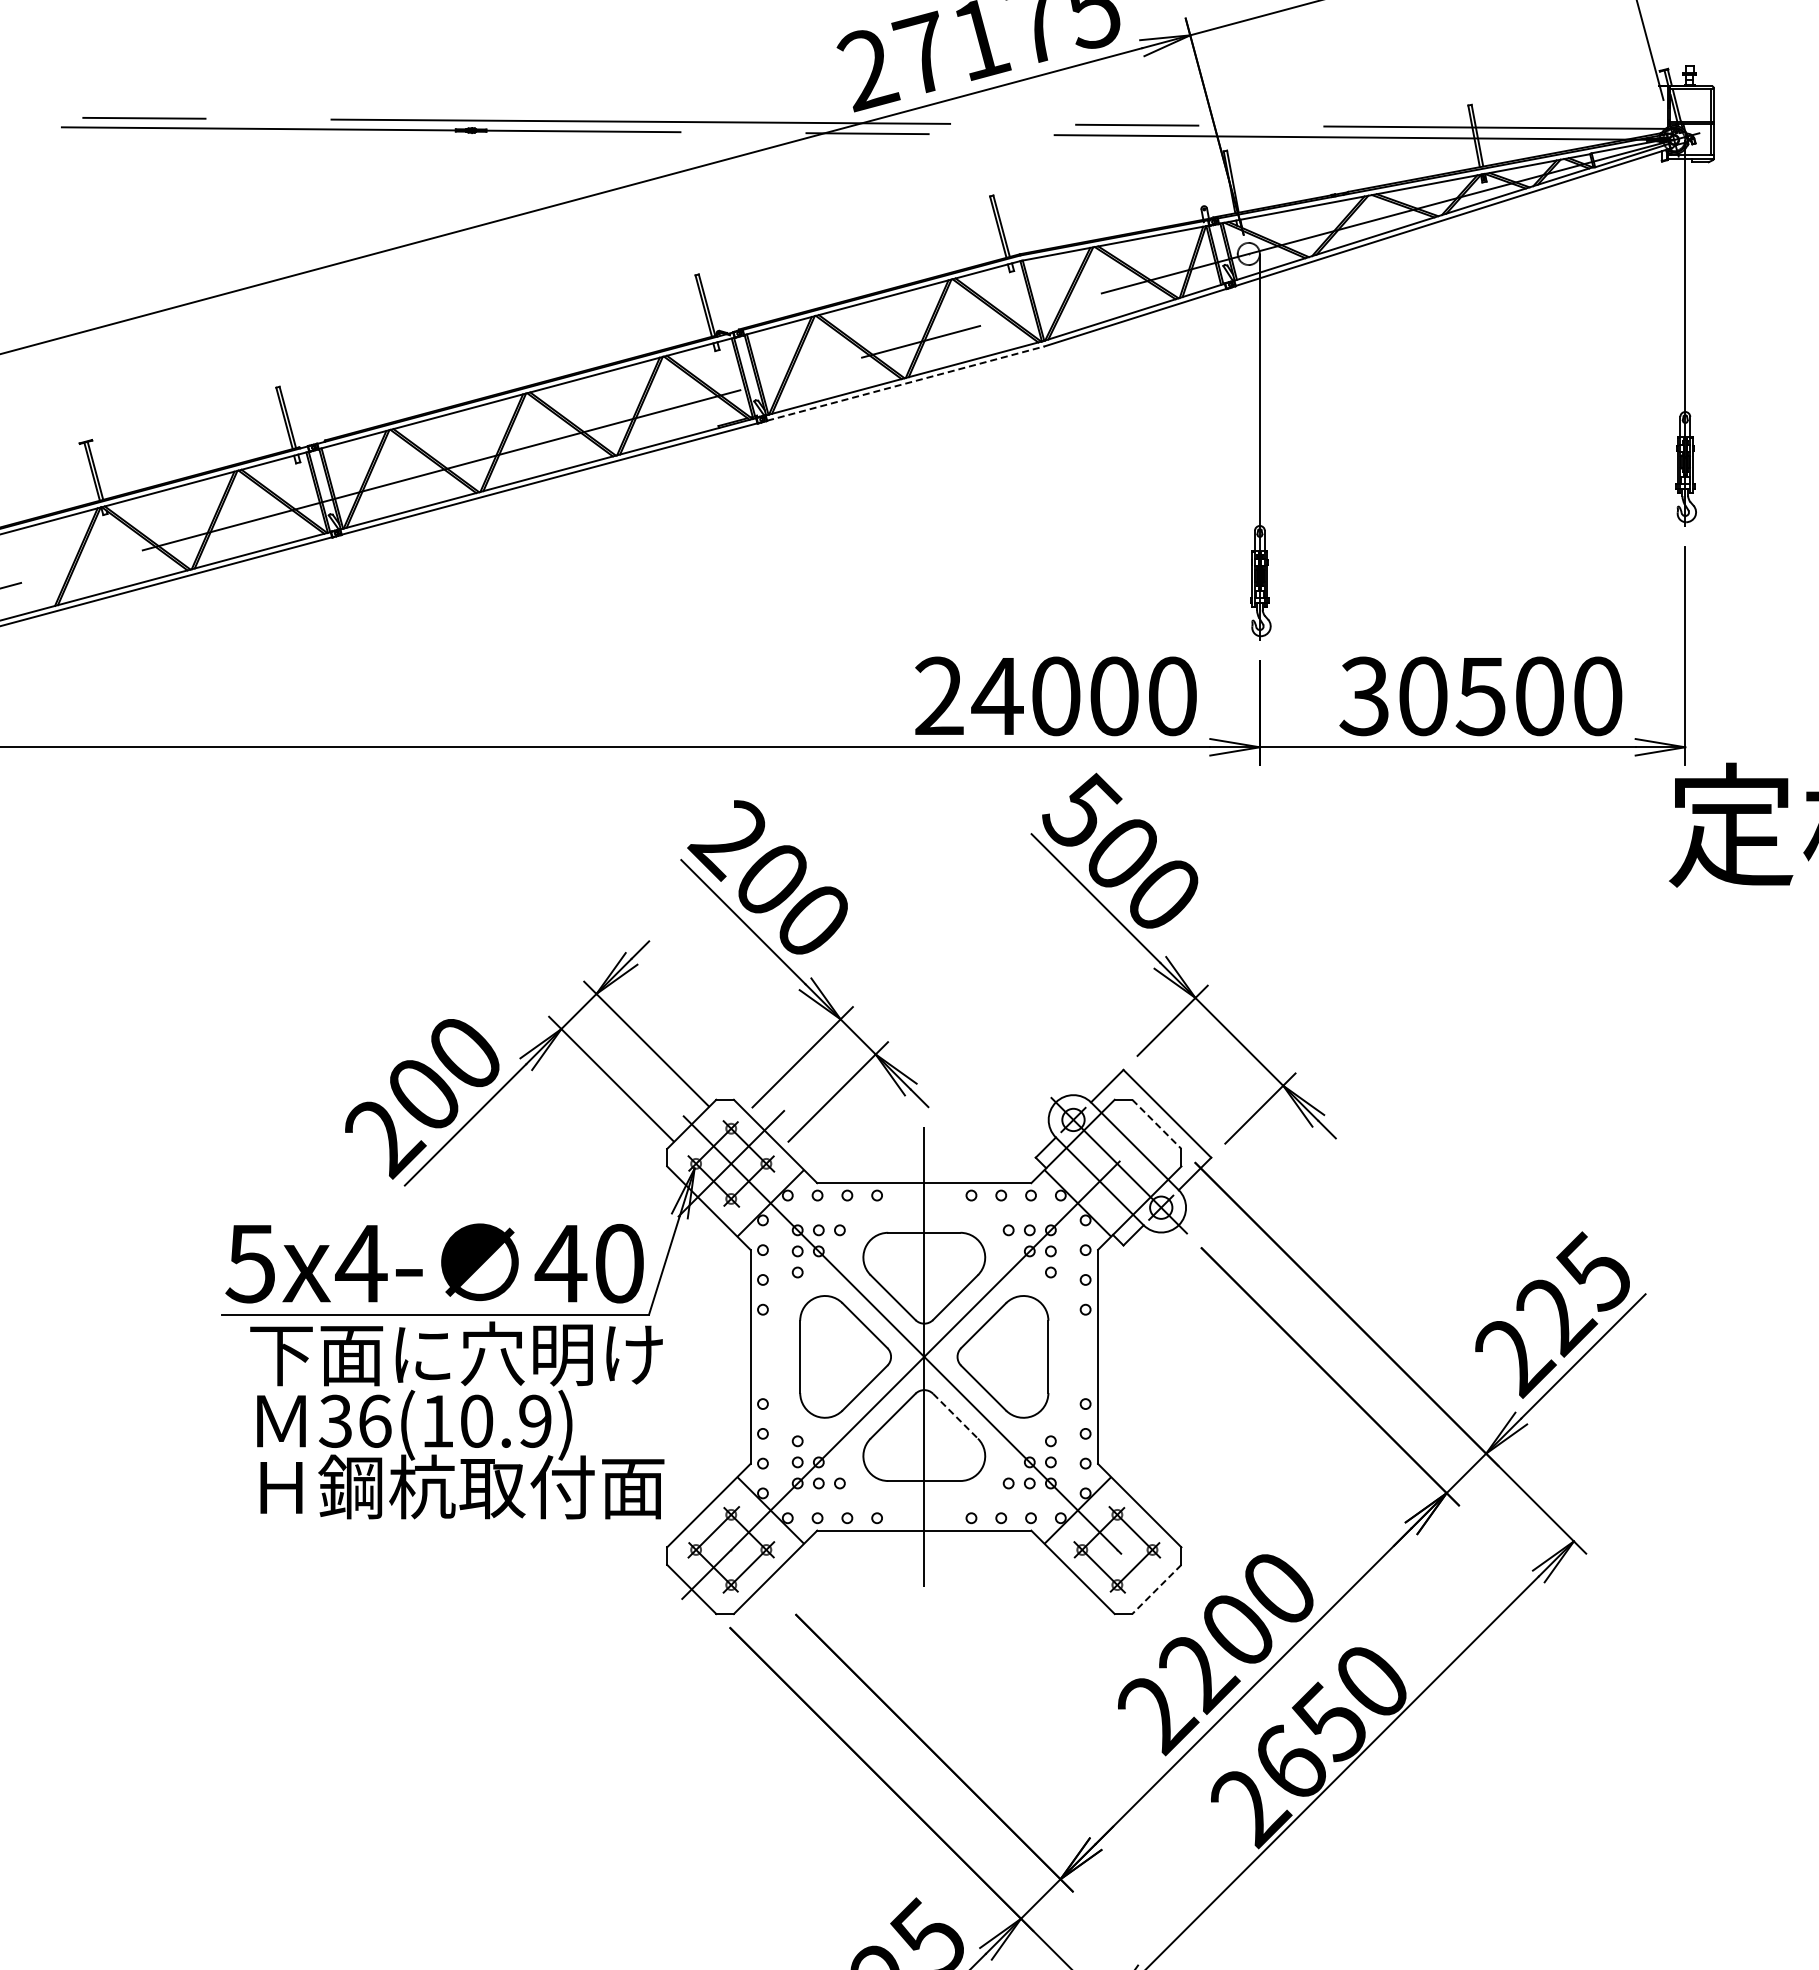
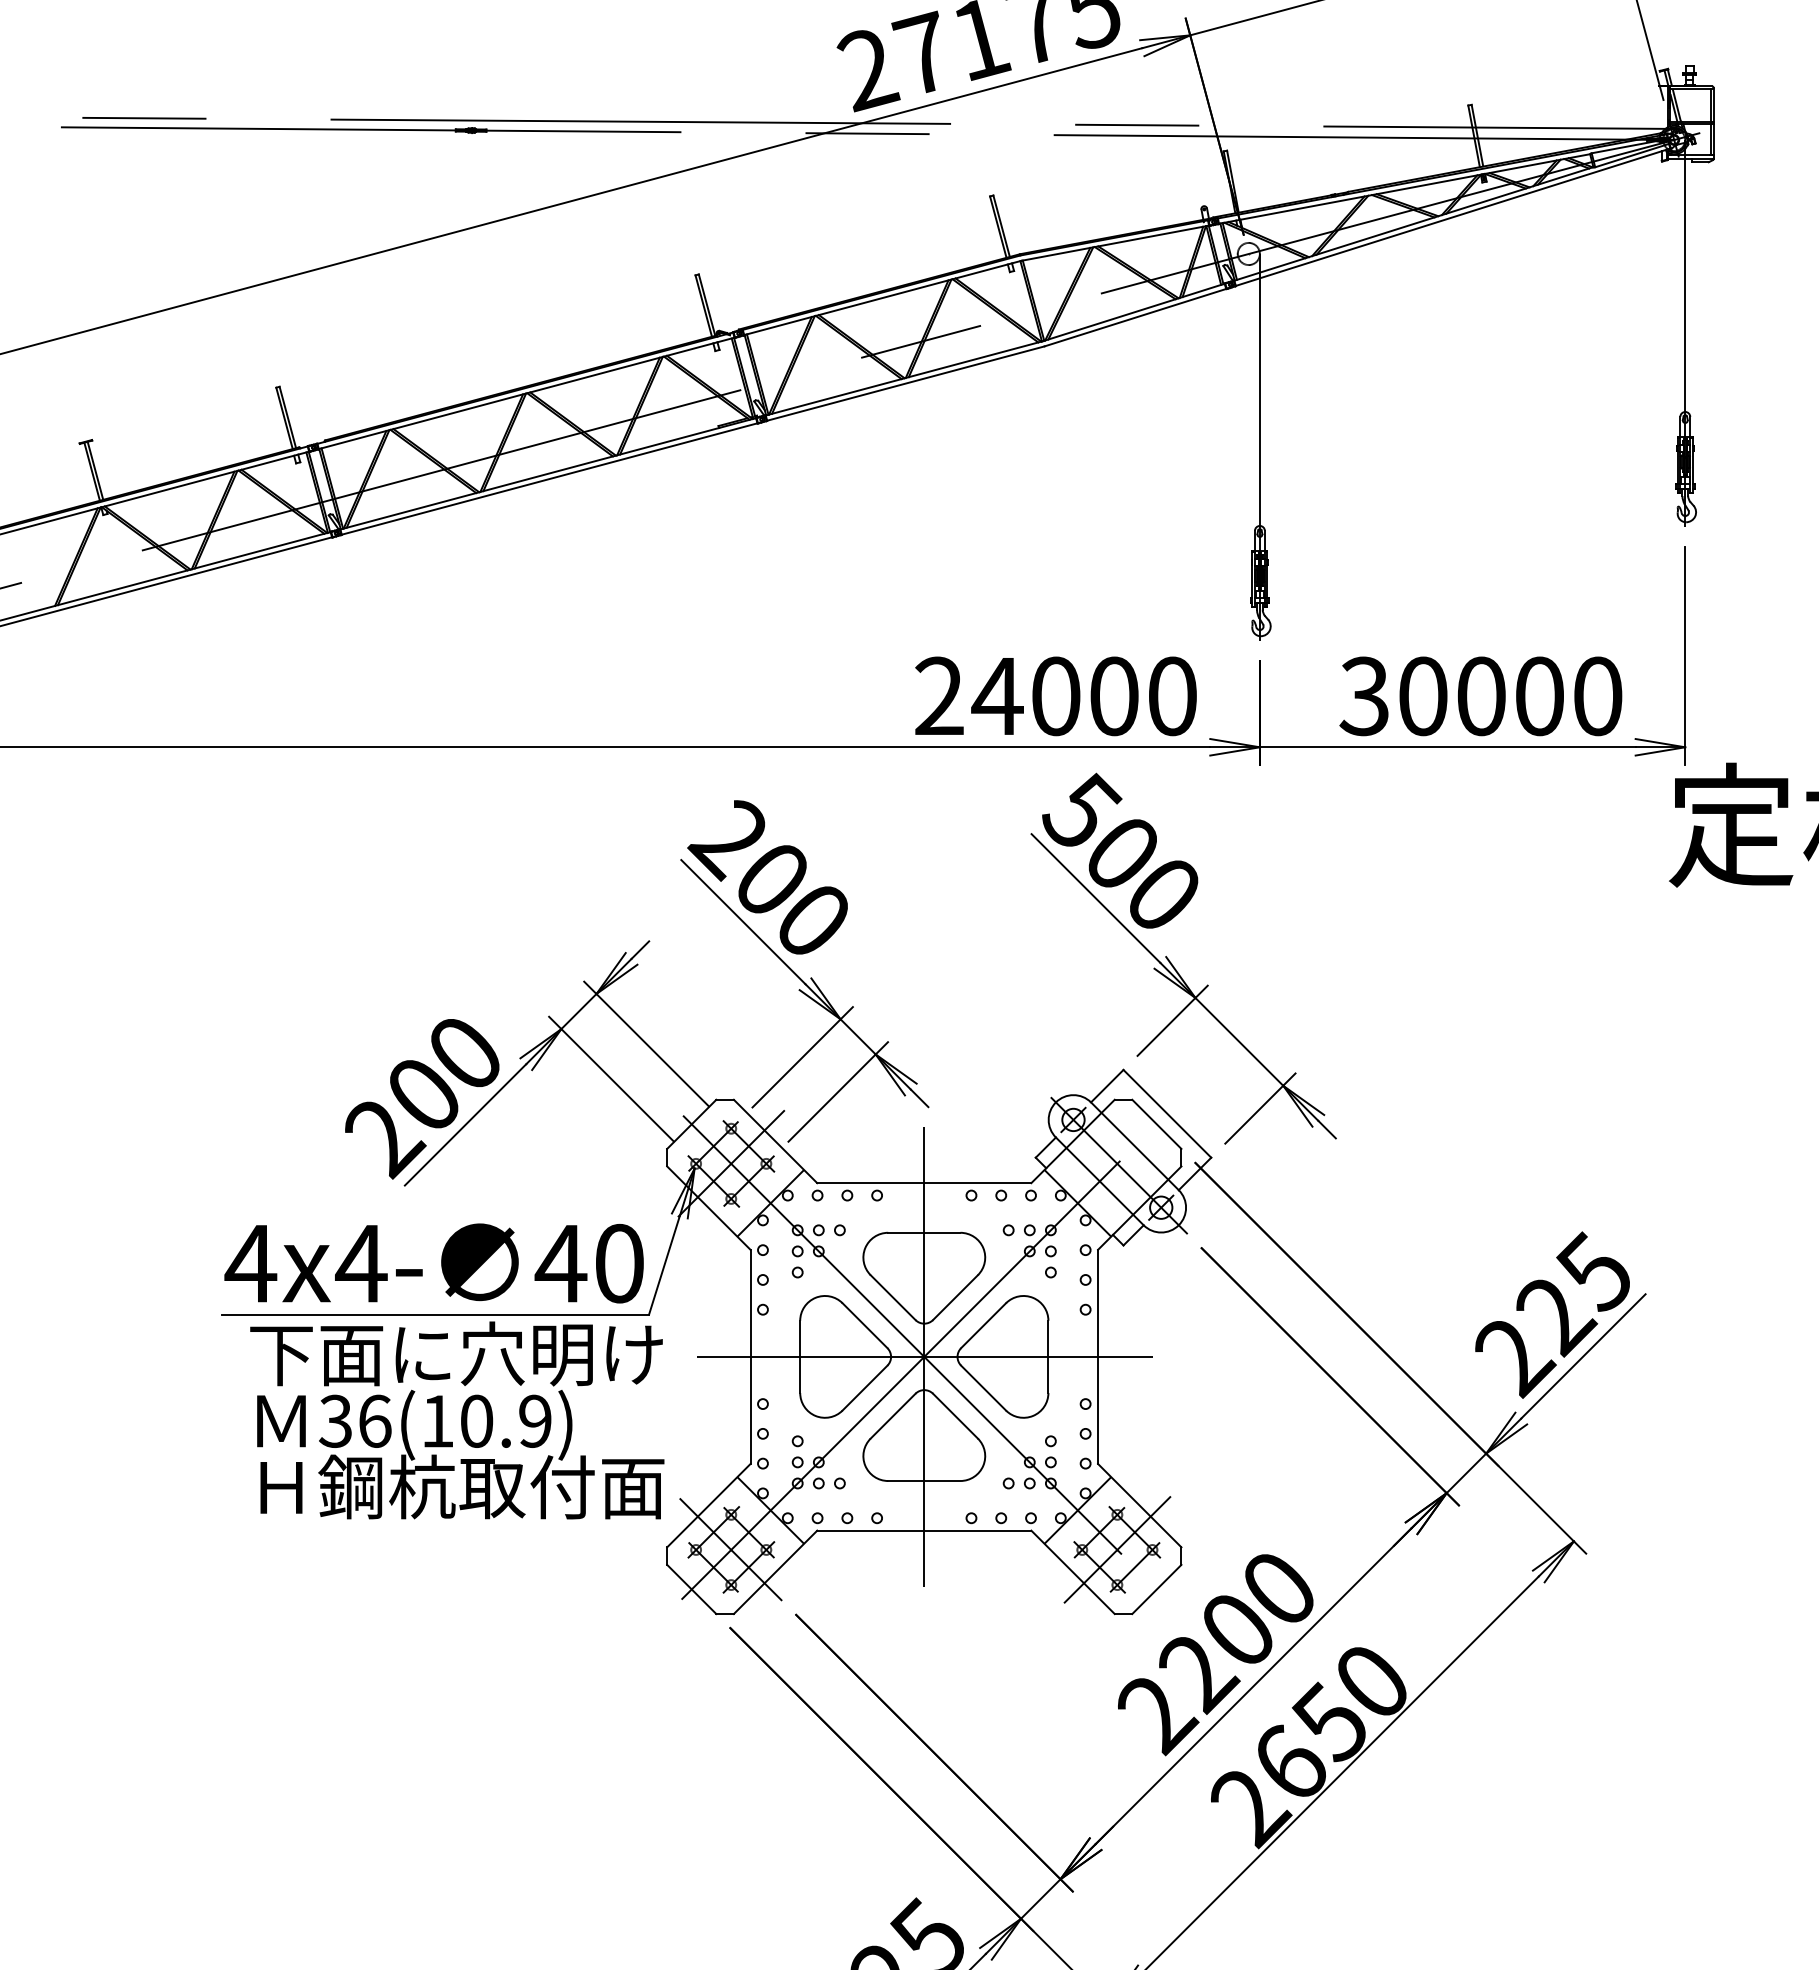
line: dashed -> solid (905, 383)
text: 30500 -> 30000 (1480, 696)
line: dashed -> solid (1156, 1124)
text: 5x4- -> 4x4- (250, 1264)
line: none -> present (924, 1356)
line: dashed -> solid (955, 1416)
line: none -> present (730, 1549)
line: none -> present (1117, 1549)
line: dashed -> solid (1156, 1589)
